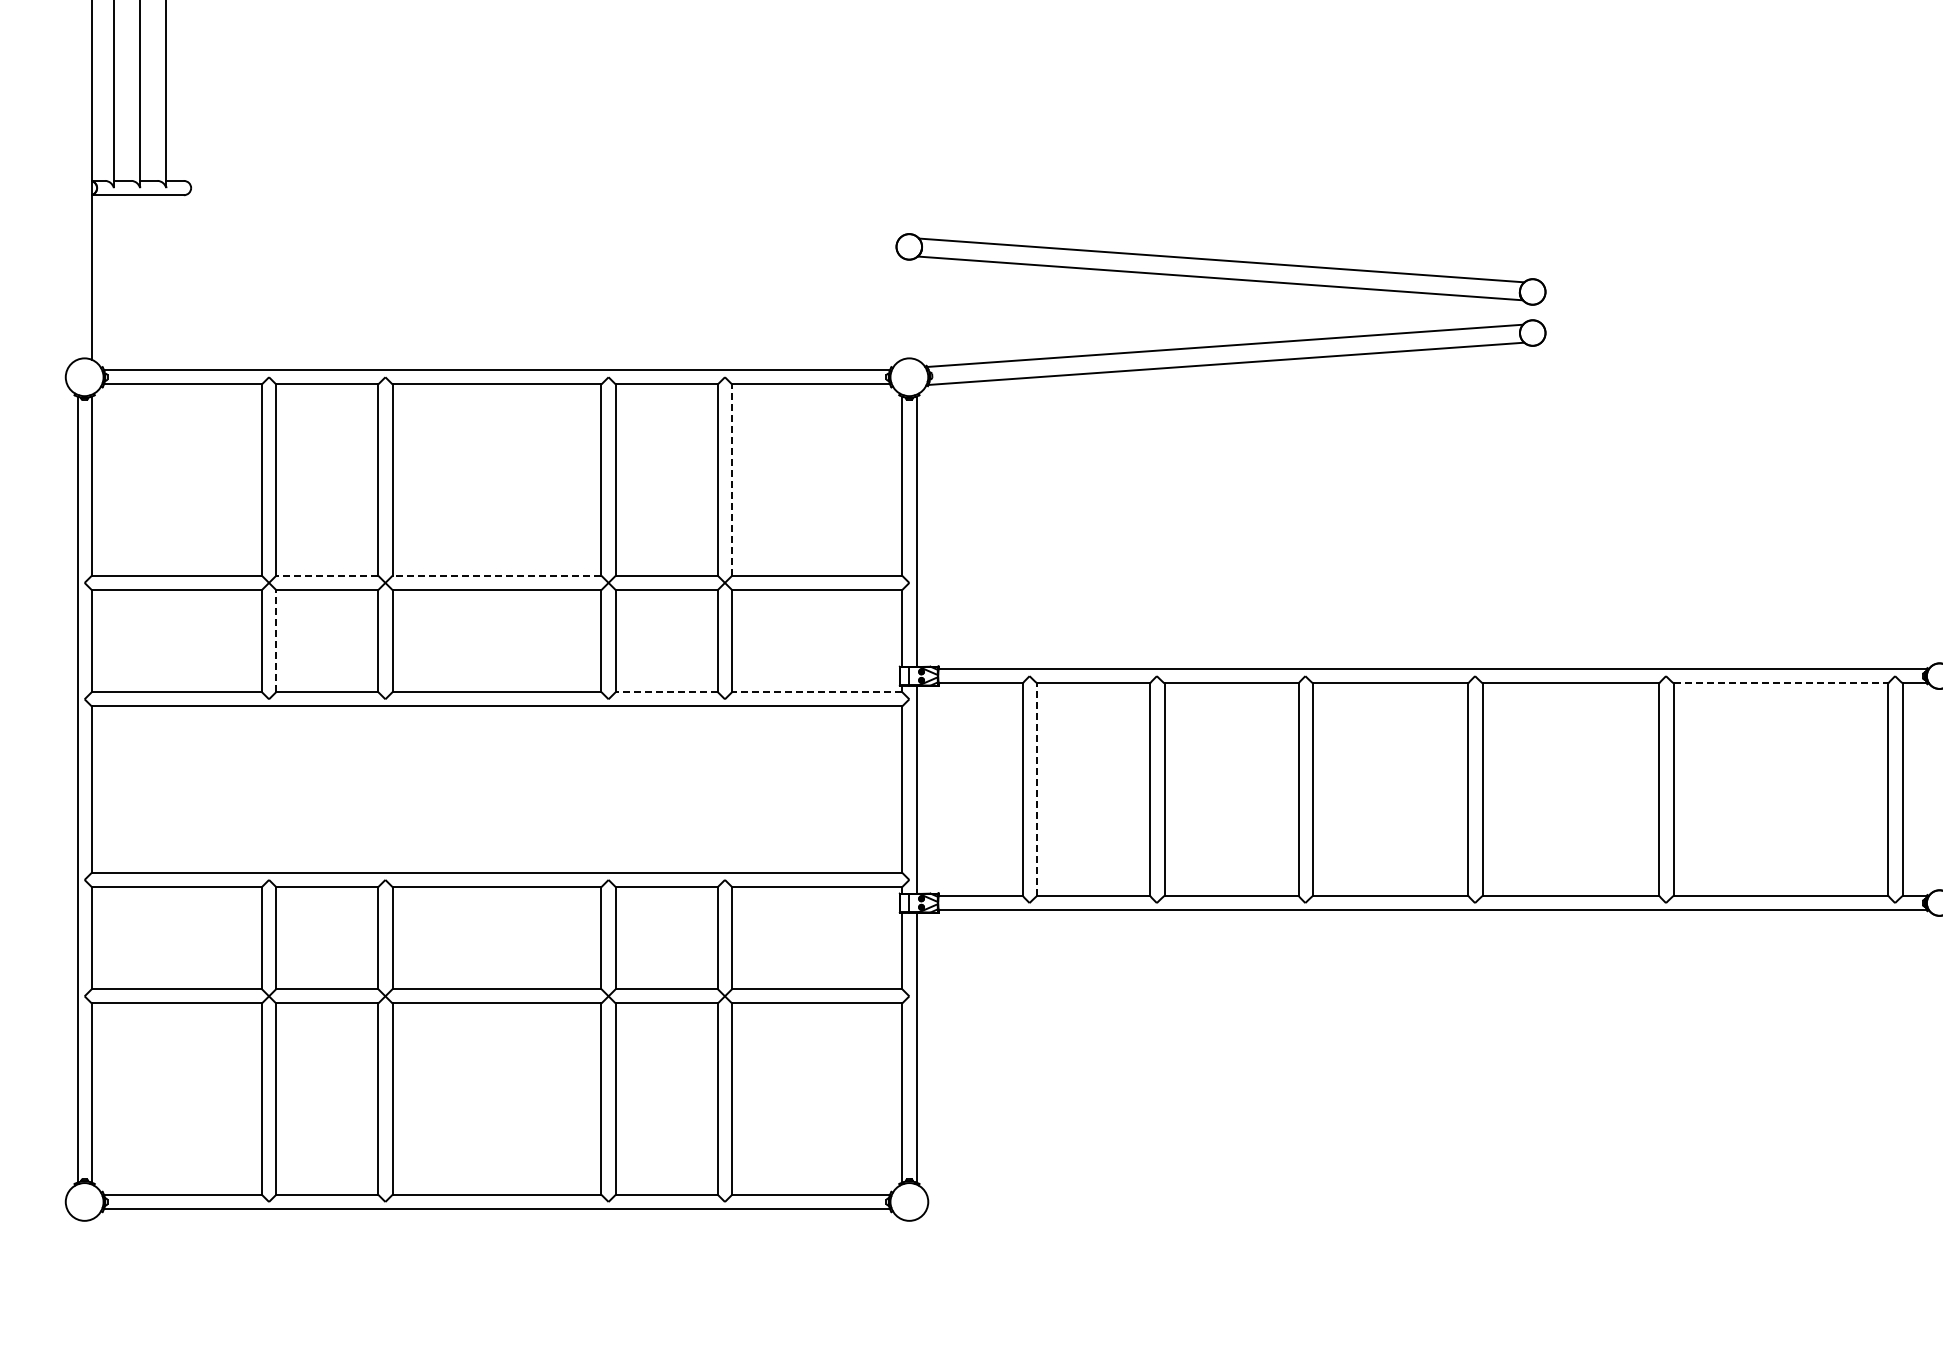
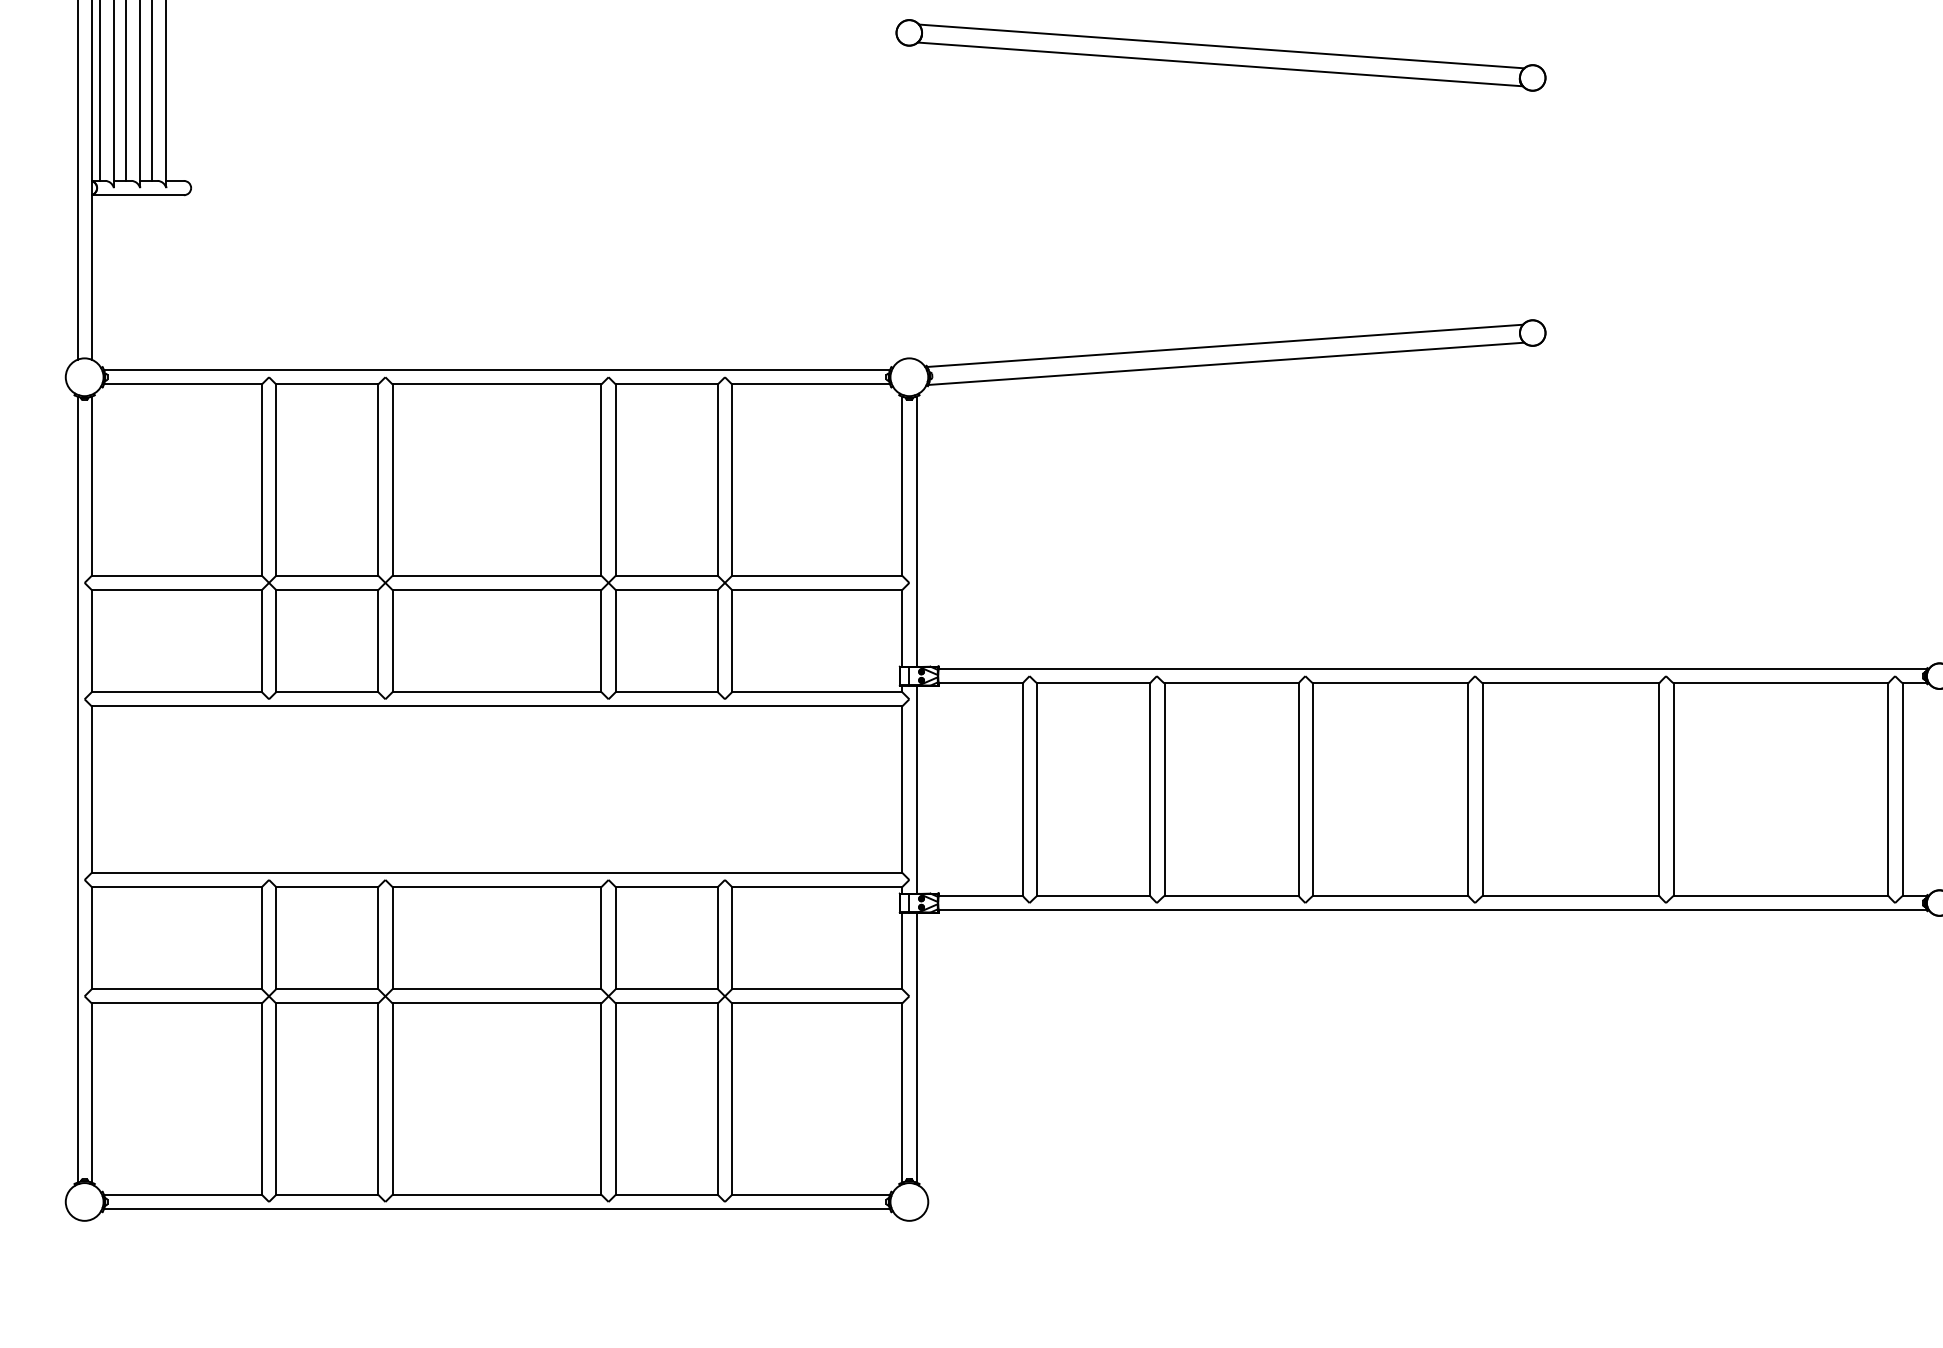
line: none -> present (99, 91)
line: none -> present (125, 91)
line: none -> present (152, 91)
line: none -> present (77, 180)
part position: (1220, 269) -> (1220, 55) (1220, 55)
line: dashed -> solid (732, 480)
line: dashed -> solid (326, 575)
line: dashed -> solid (496, 575)
line: dashed -> solid (276, 640)
line: dashed -> solid (1781, 683)
line: dashed -> solid (666, 692)
line: dashed -> solid (816, 692)
line: dashed -> solid (1037, 789)
